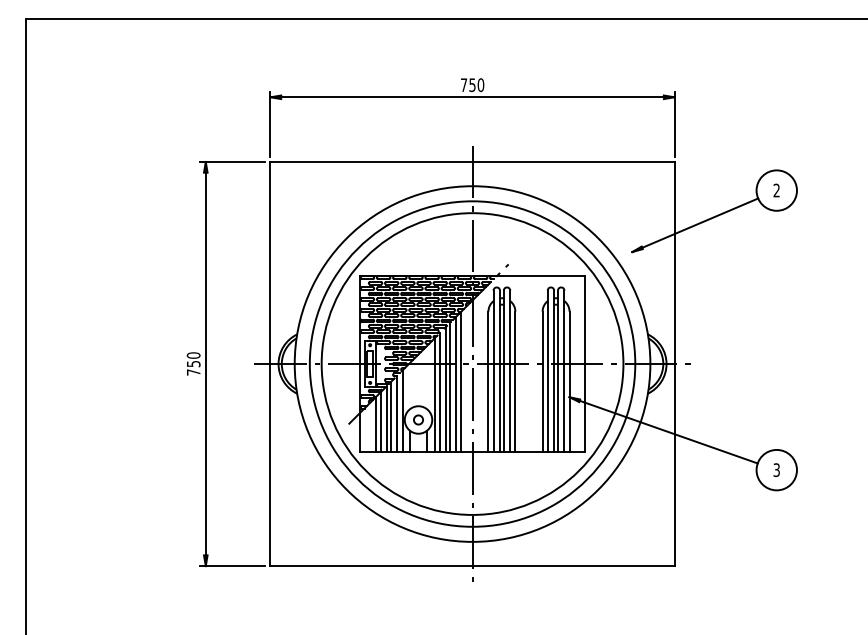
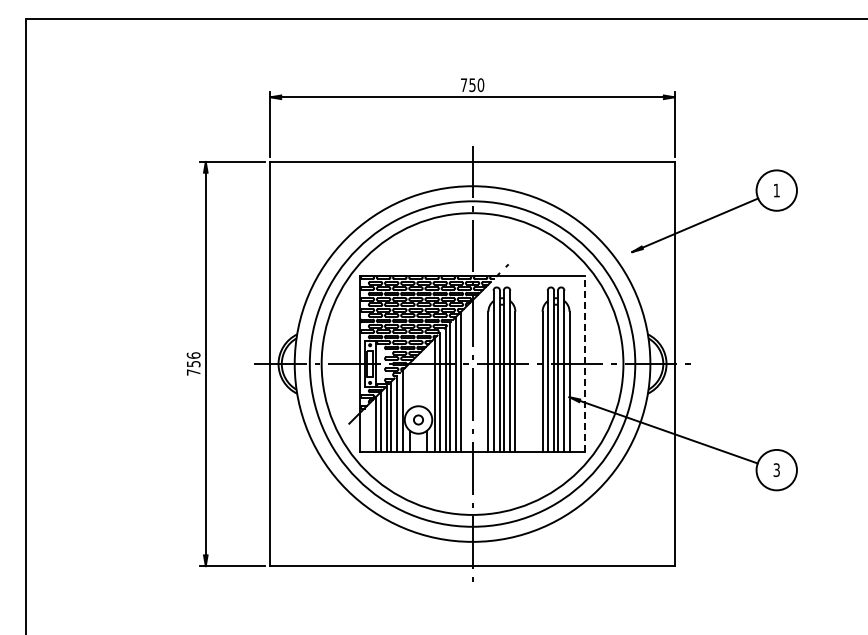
text: 2 -> 1 (776, 190)
text: 750 -> 756 (193, 355)
line: solid -> dashed (585, 363)
